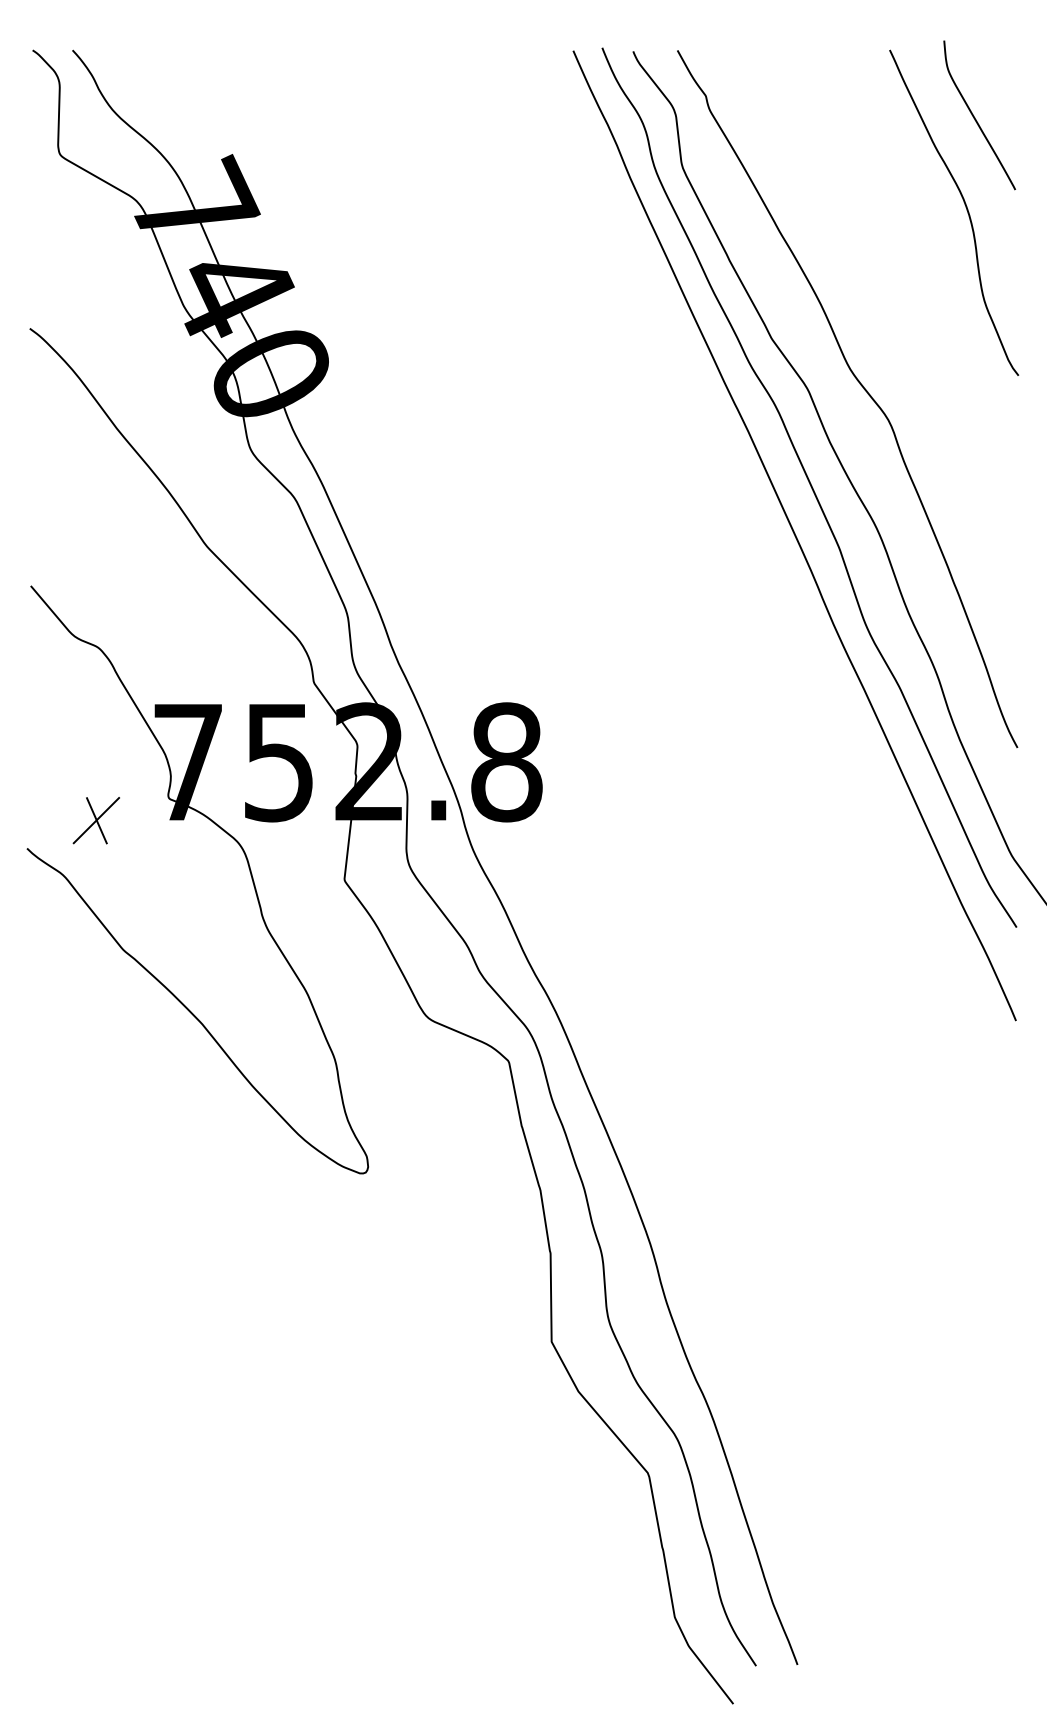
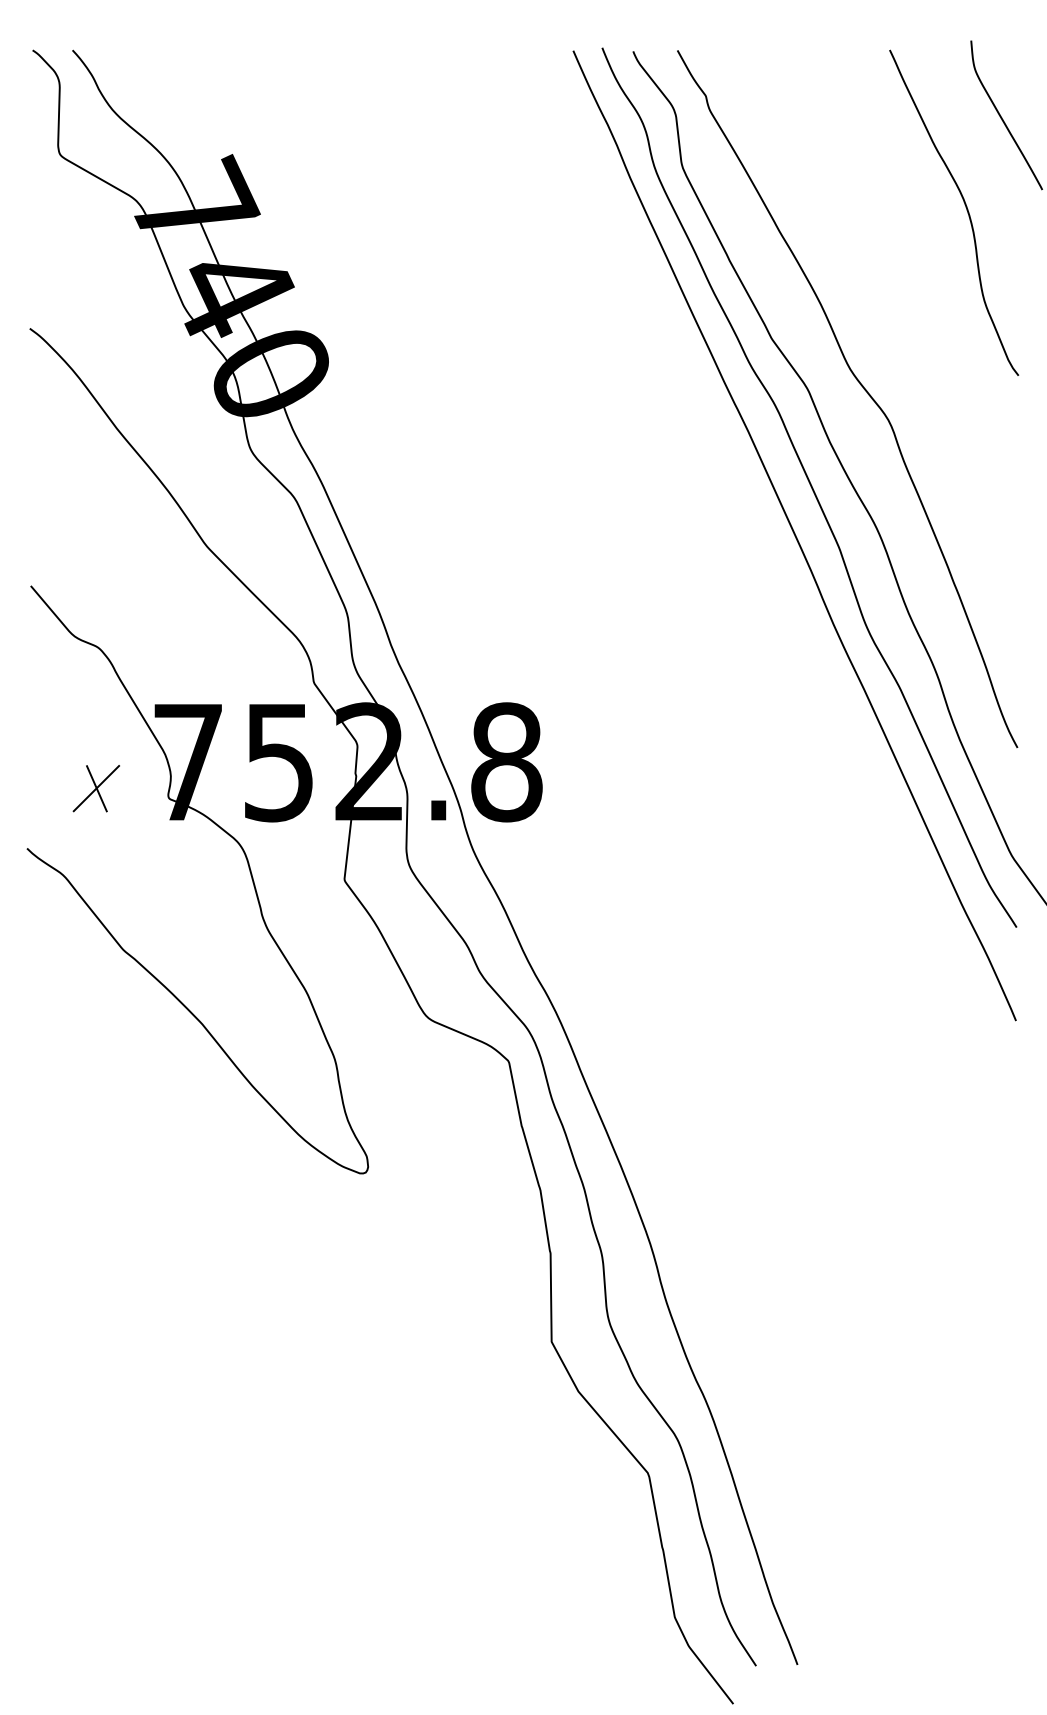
curve position: (975, 117) -> (1002, 117) (1002, 117)
part position: (95, 820) -> (95, 788) (95, 788)
